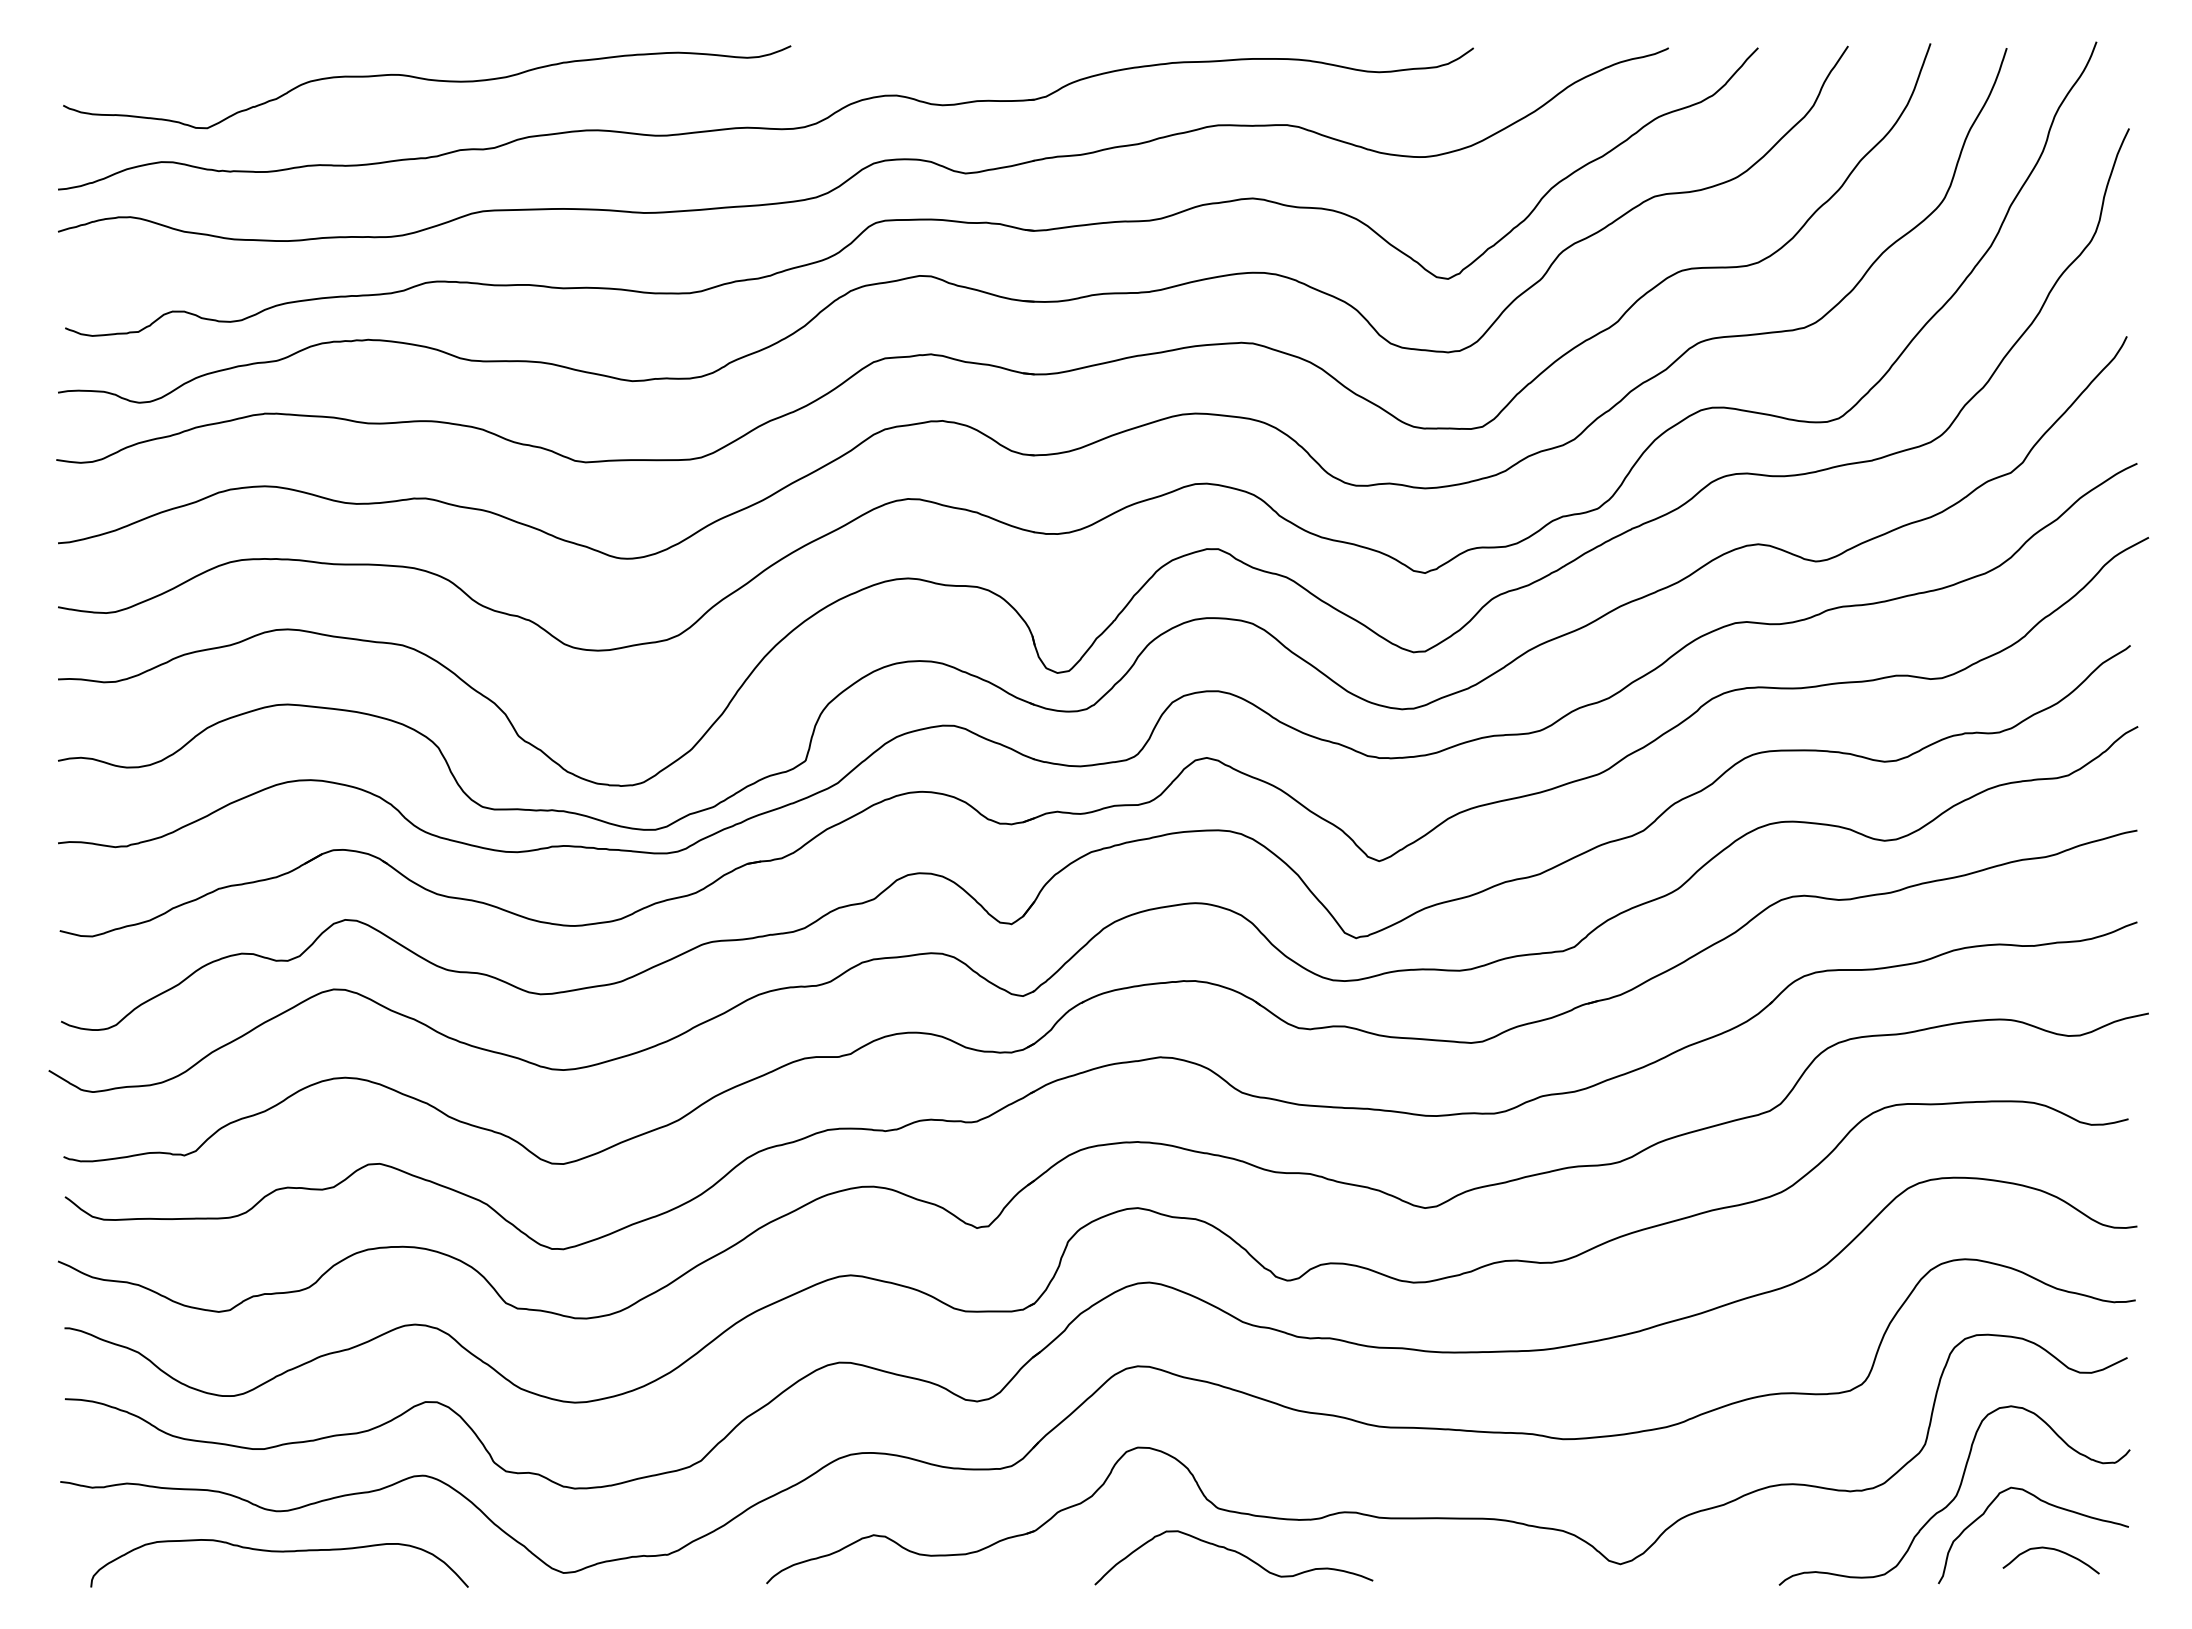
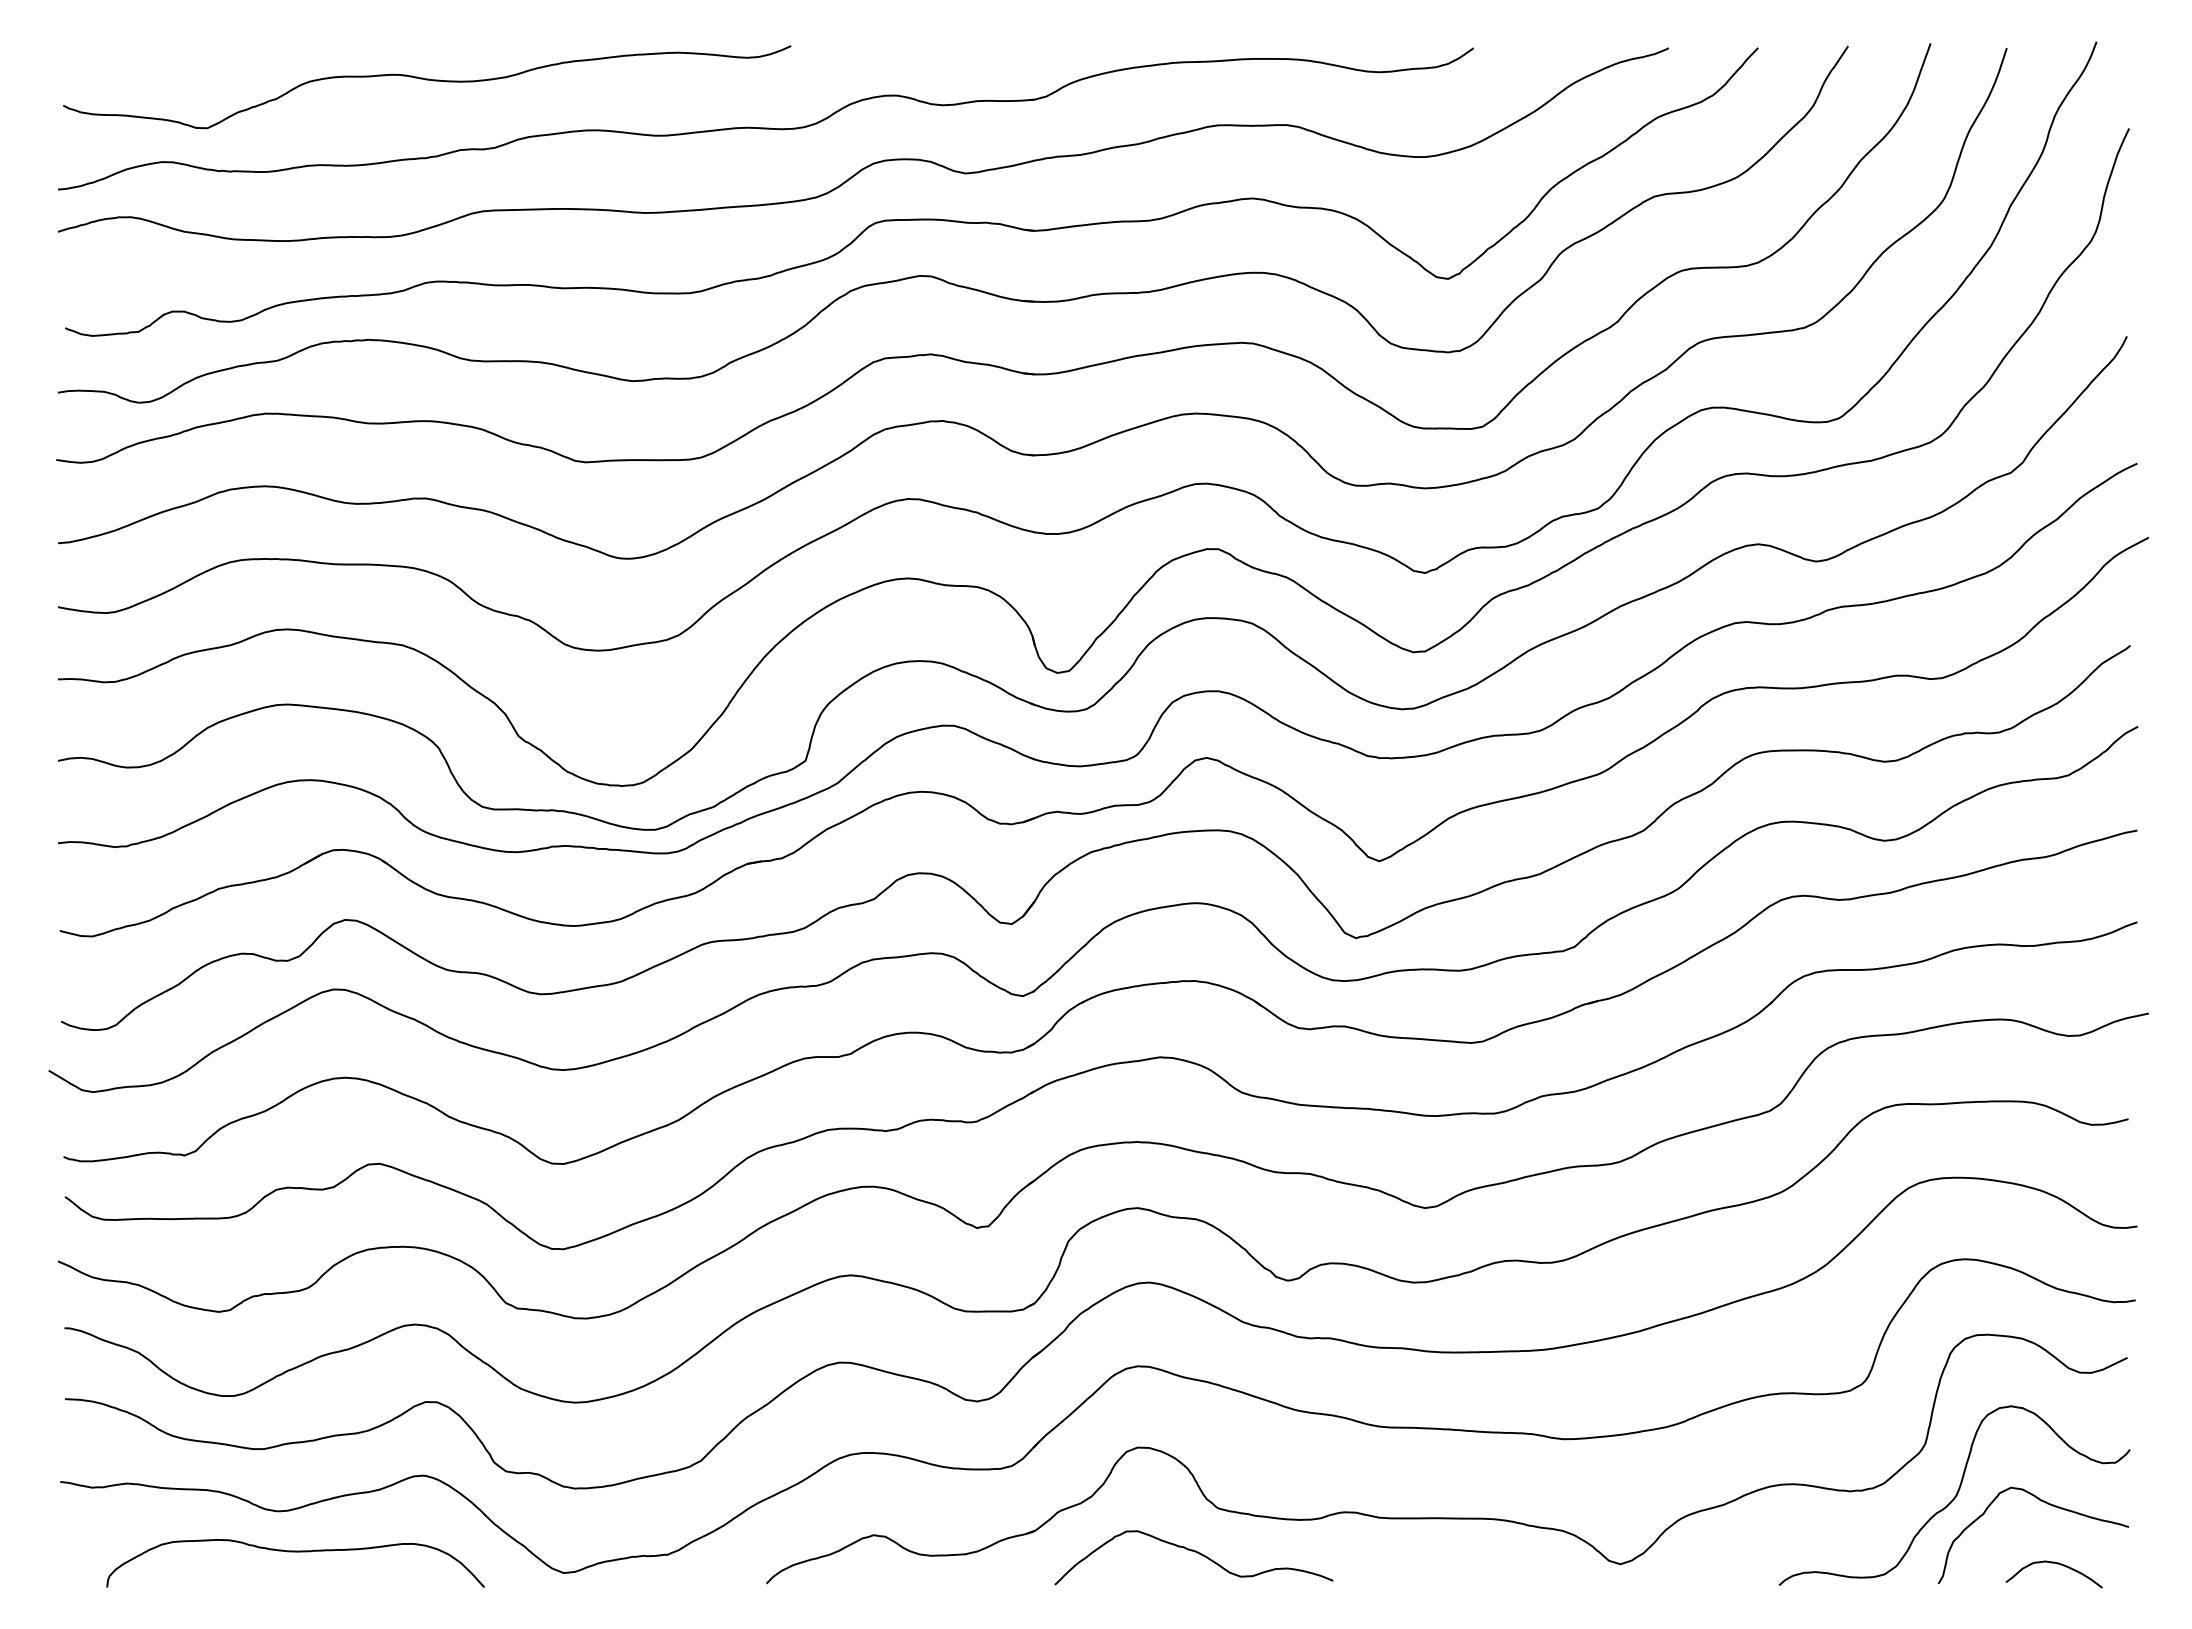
curve position: (2054, 1550) -> (2057, 1564) (2057, 1564)
curve position: (279, 1552) -> (295, 1552) (295, 1552)
curve position: (1235, 1552) -> (1195, 1552) (1195, 1552)
